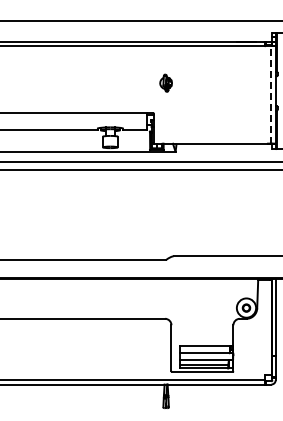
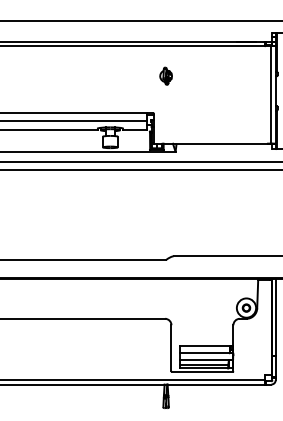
part position: (165, 82) -> (165, 75) (165, 75)
line: dashed -> solid (271, 95)
line: none -> present (74, 120)
